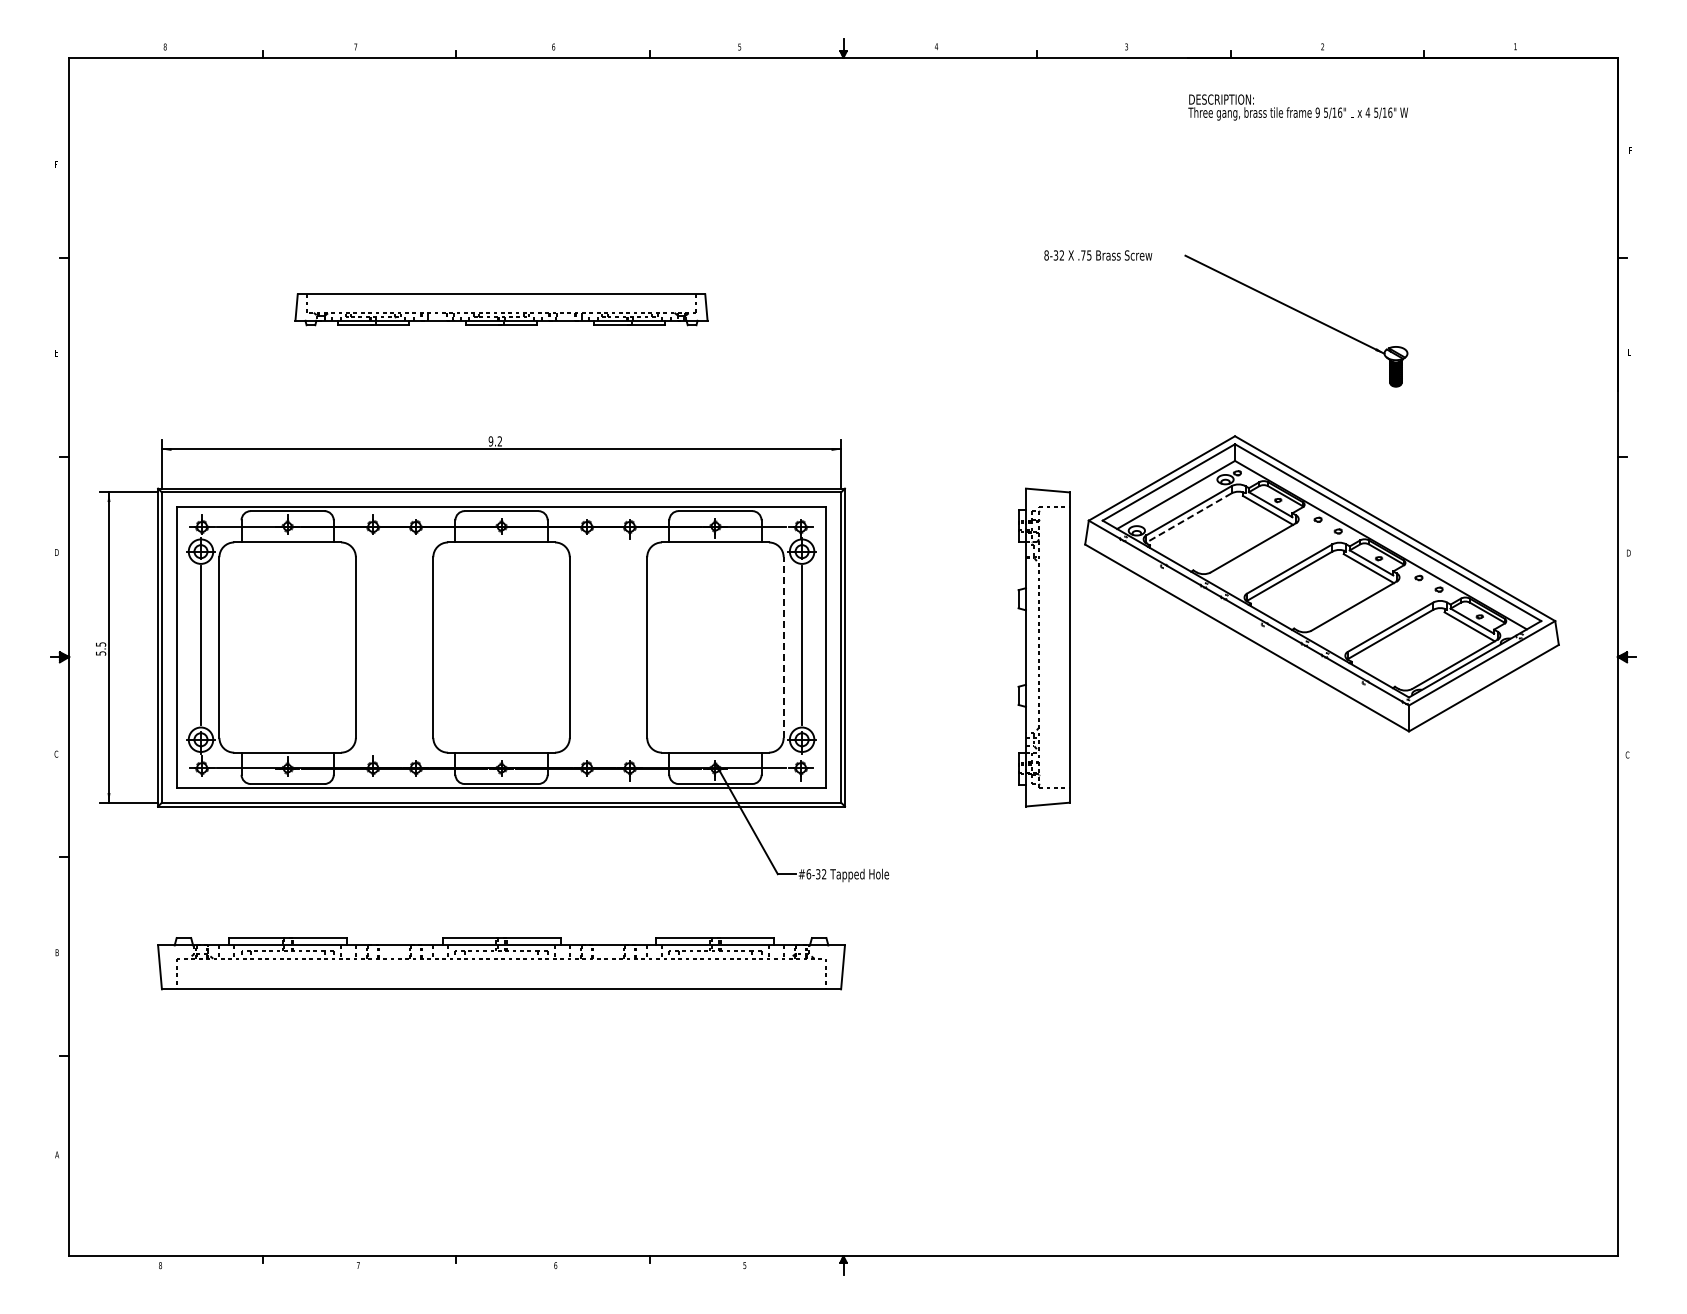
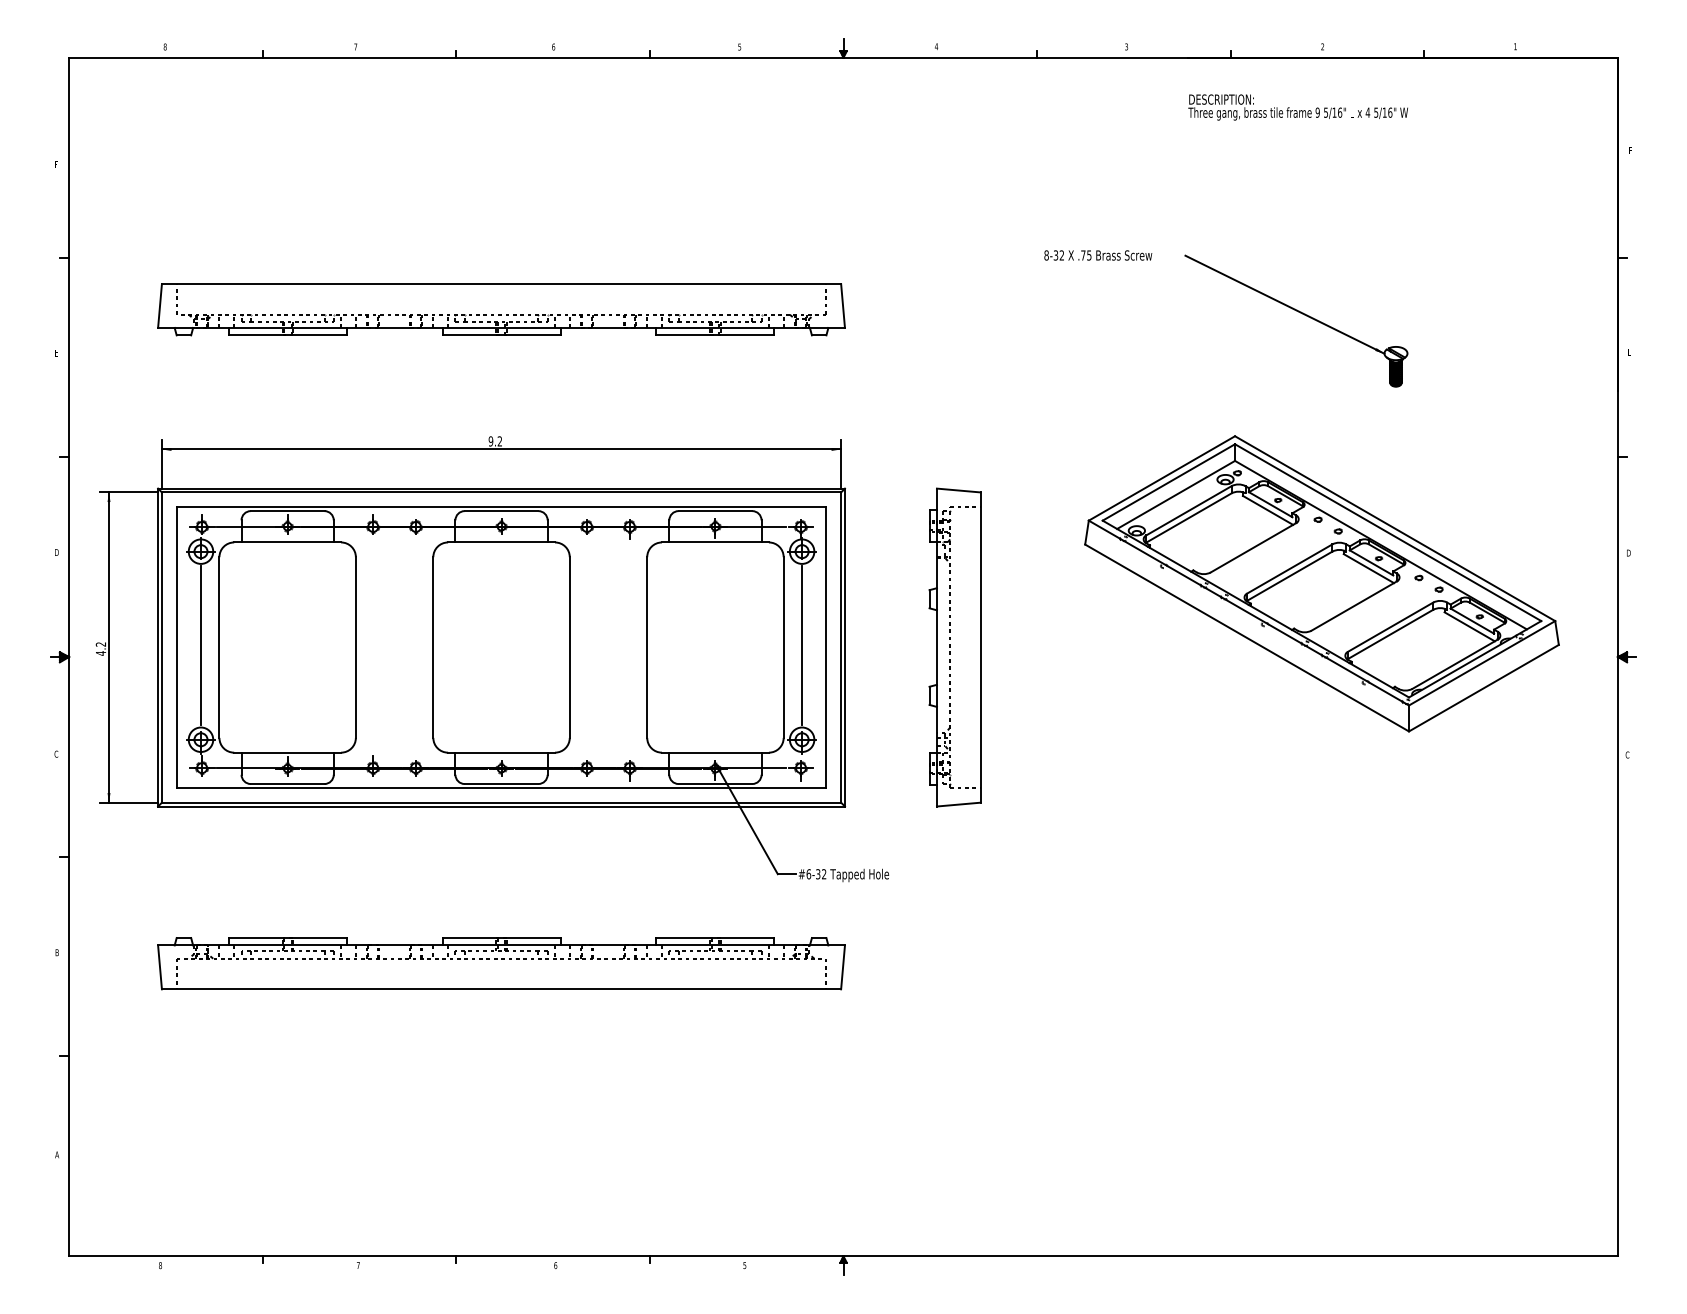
part size: 415x34 px -> 689x54 px (501, 309)
line: dashed -> solid (1188, 518)
line: dashed -> solid (783, 647)
part position: (1043, 647) -> (954, 647) (954, 647)
text: 5.5 -> 4.2 (100, 648)
